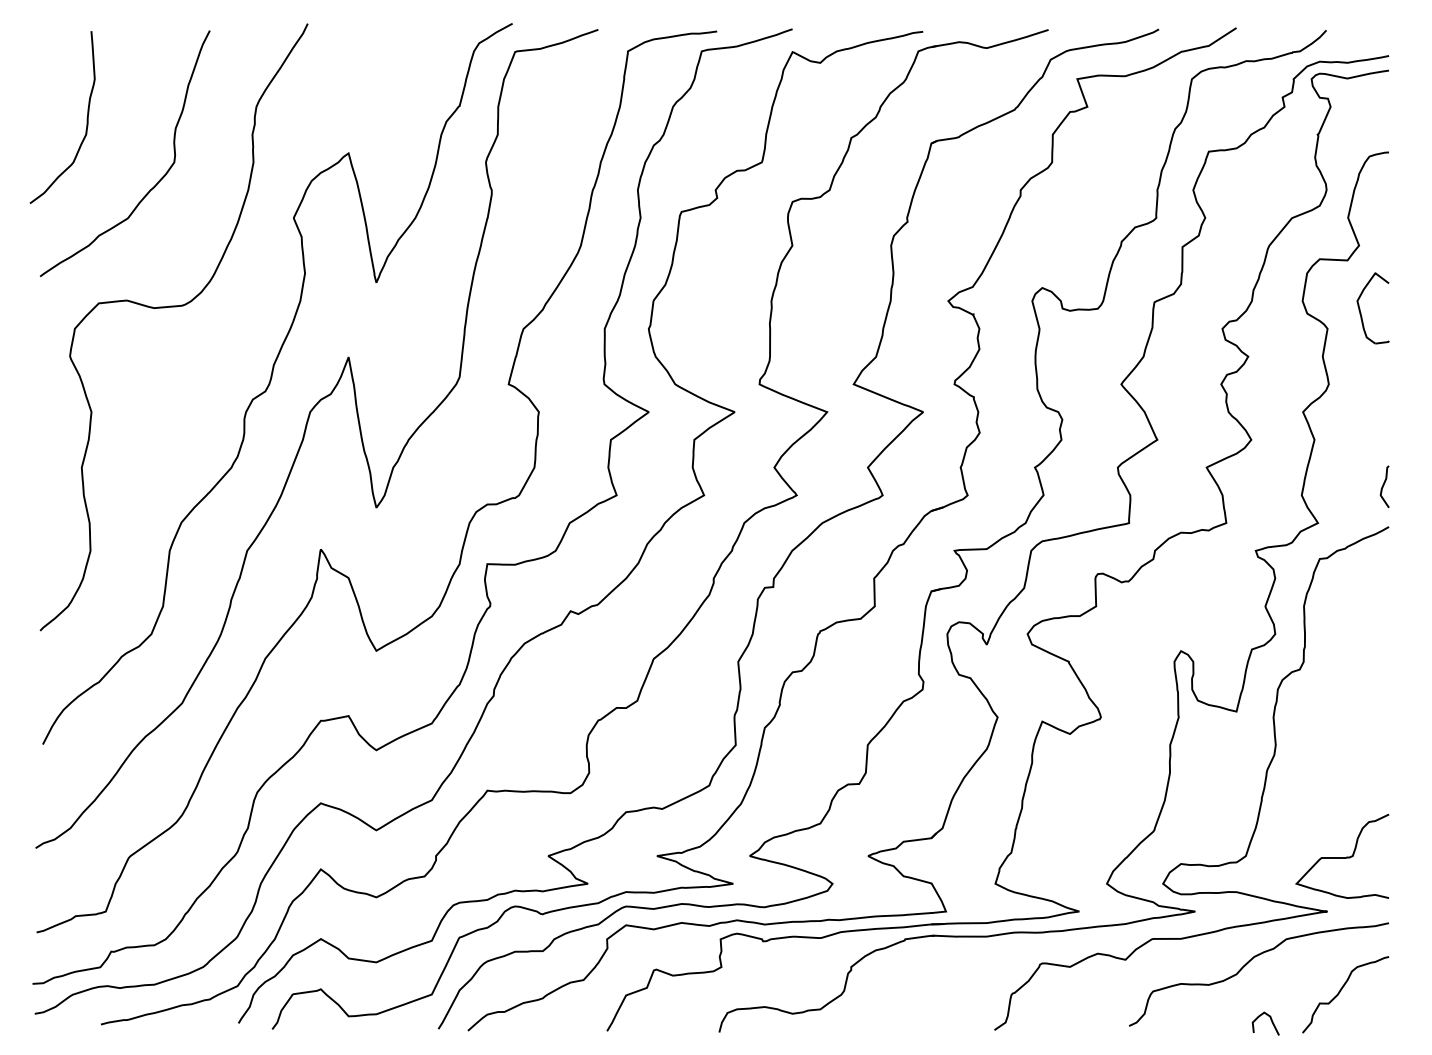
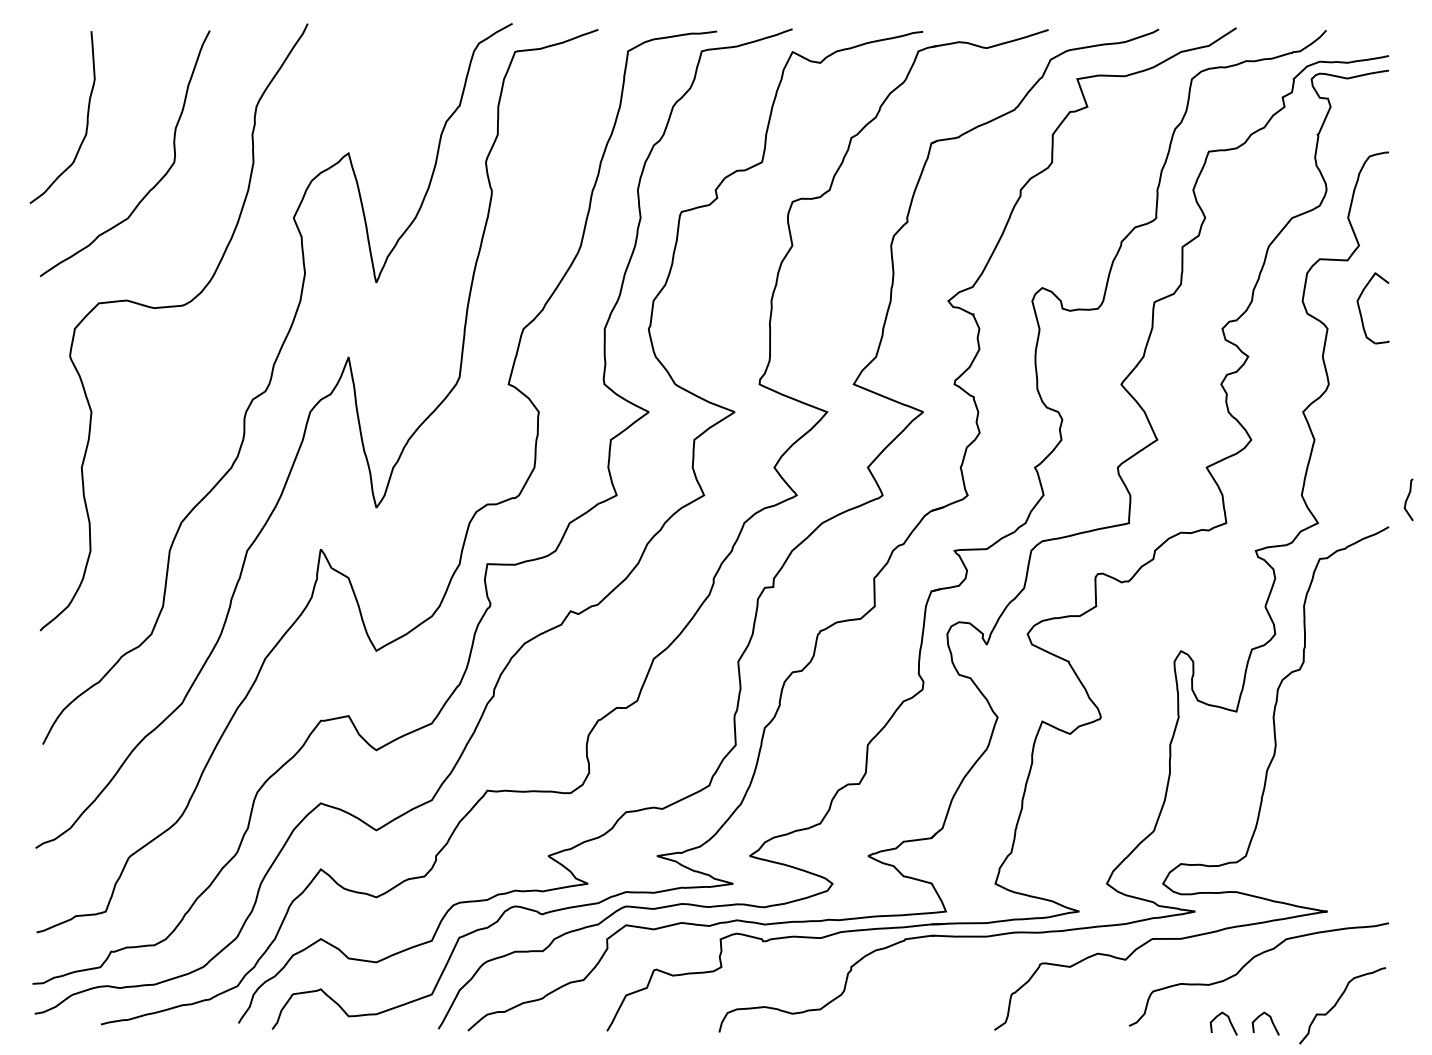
curve position: (1384, 485) -> (1408, 498) (1408, 498)
curve: present -> none (1342, 857)
curve position: (1340, 992) -> (1337, 1003) (1337, 1003)
curve: none -> present (1228, 1020)
